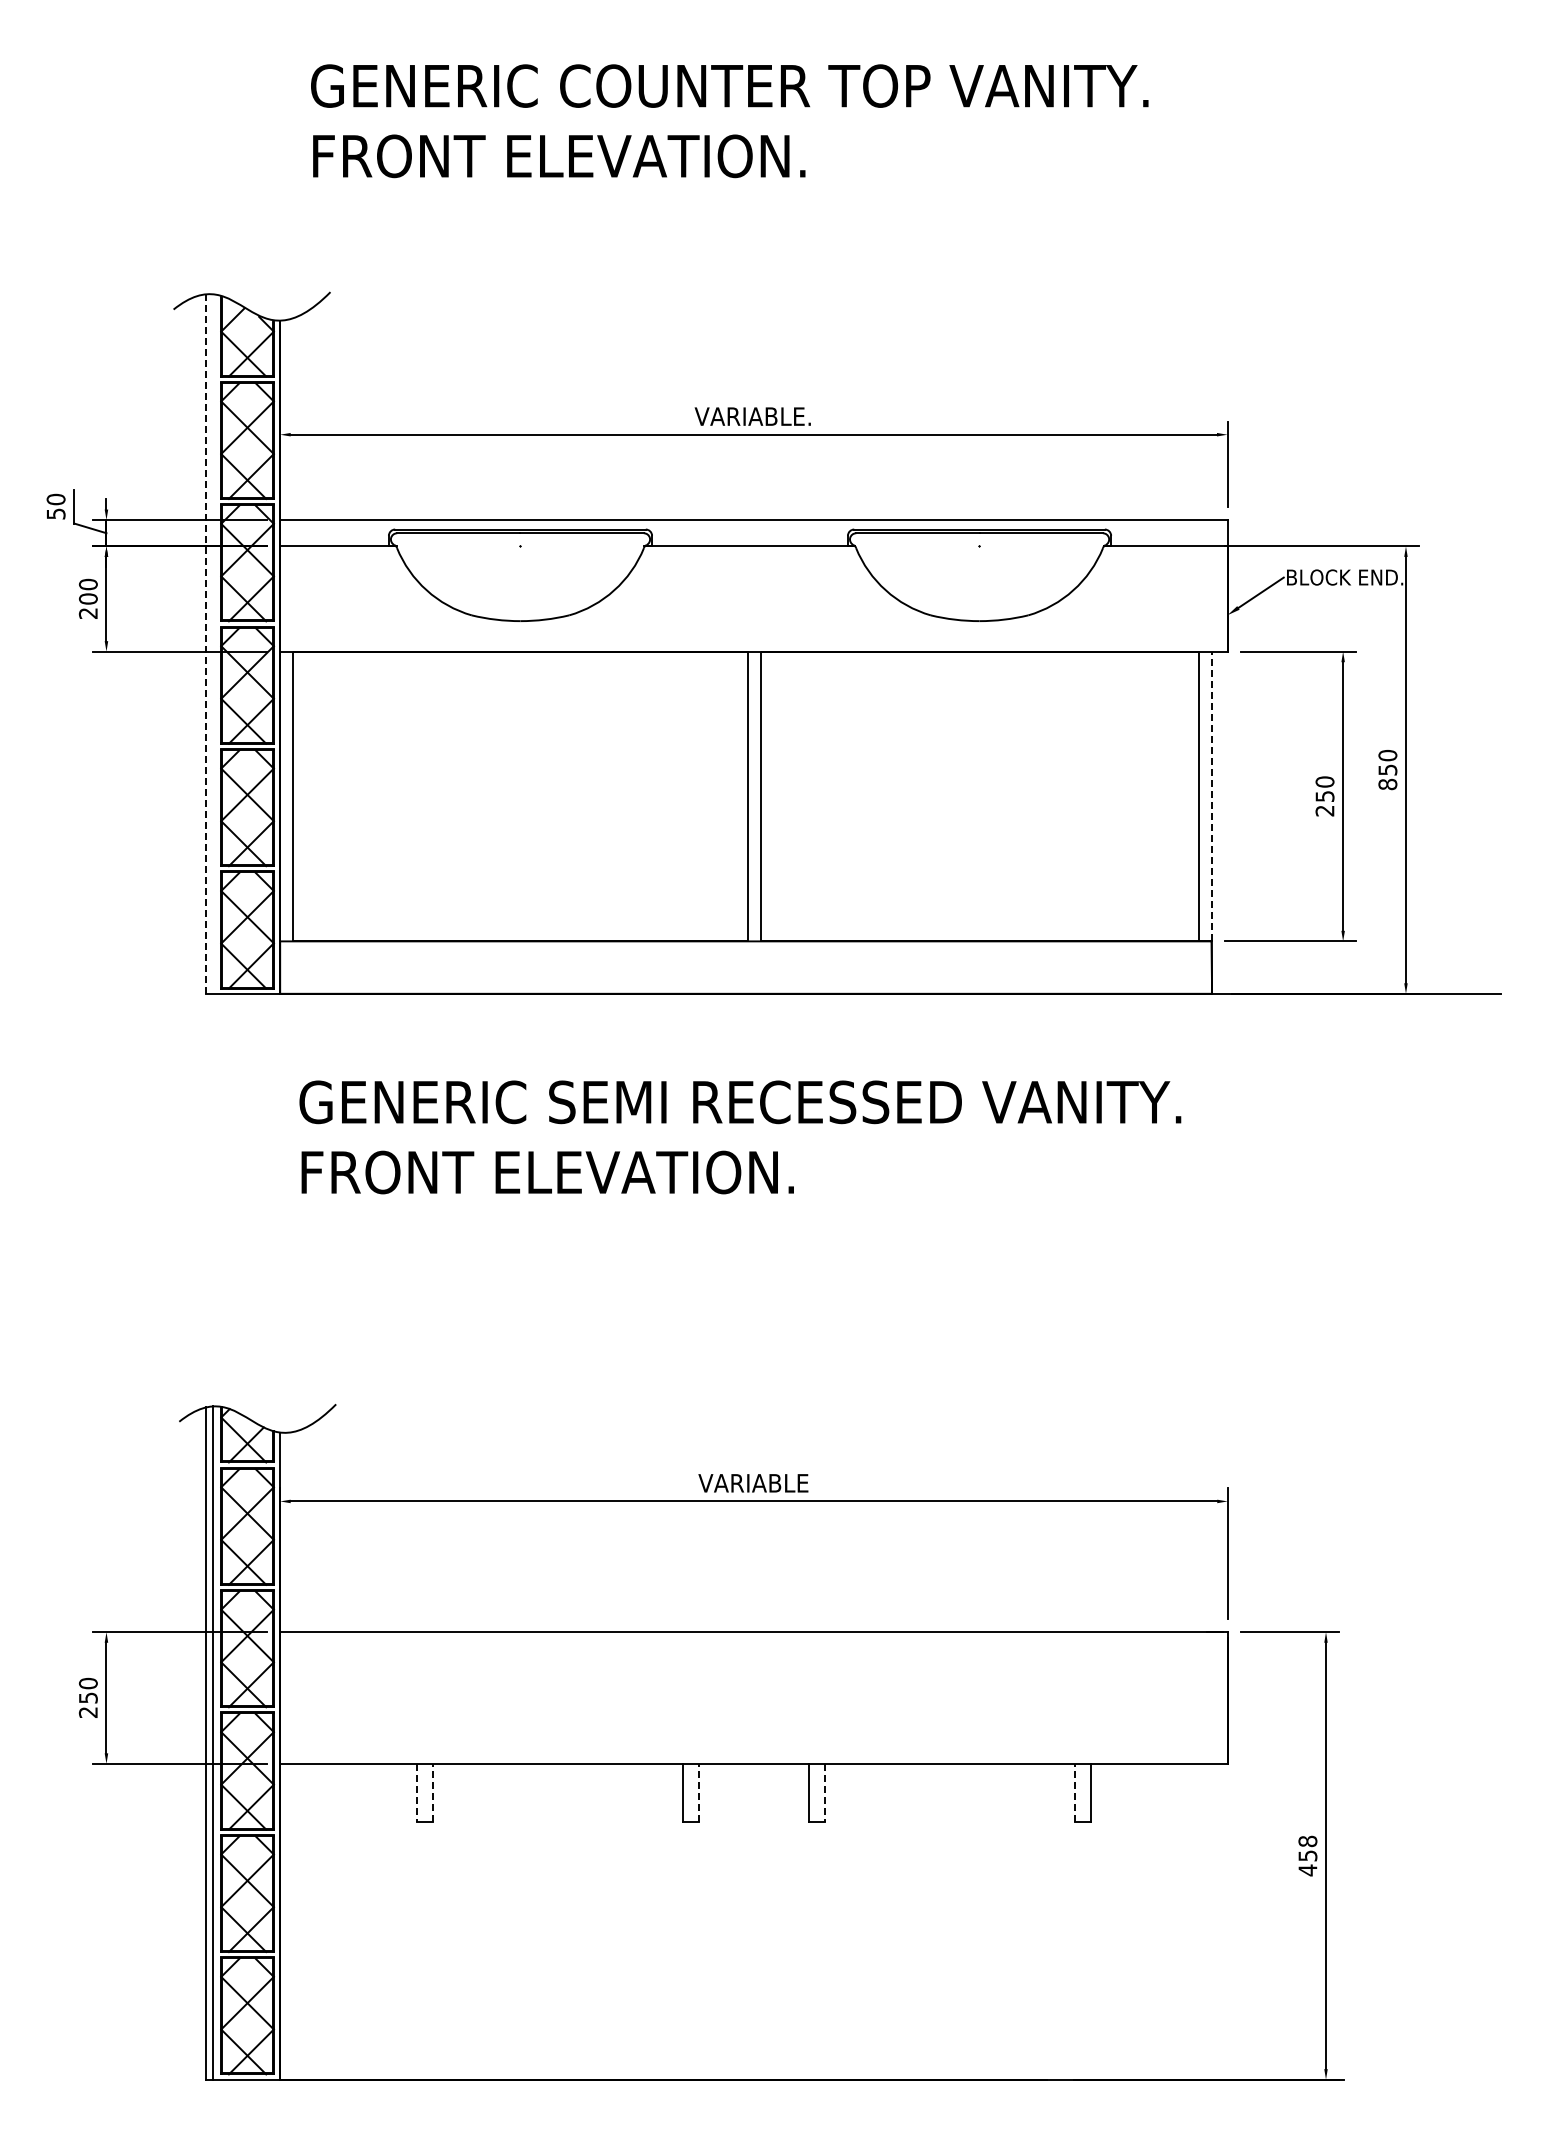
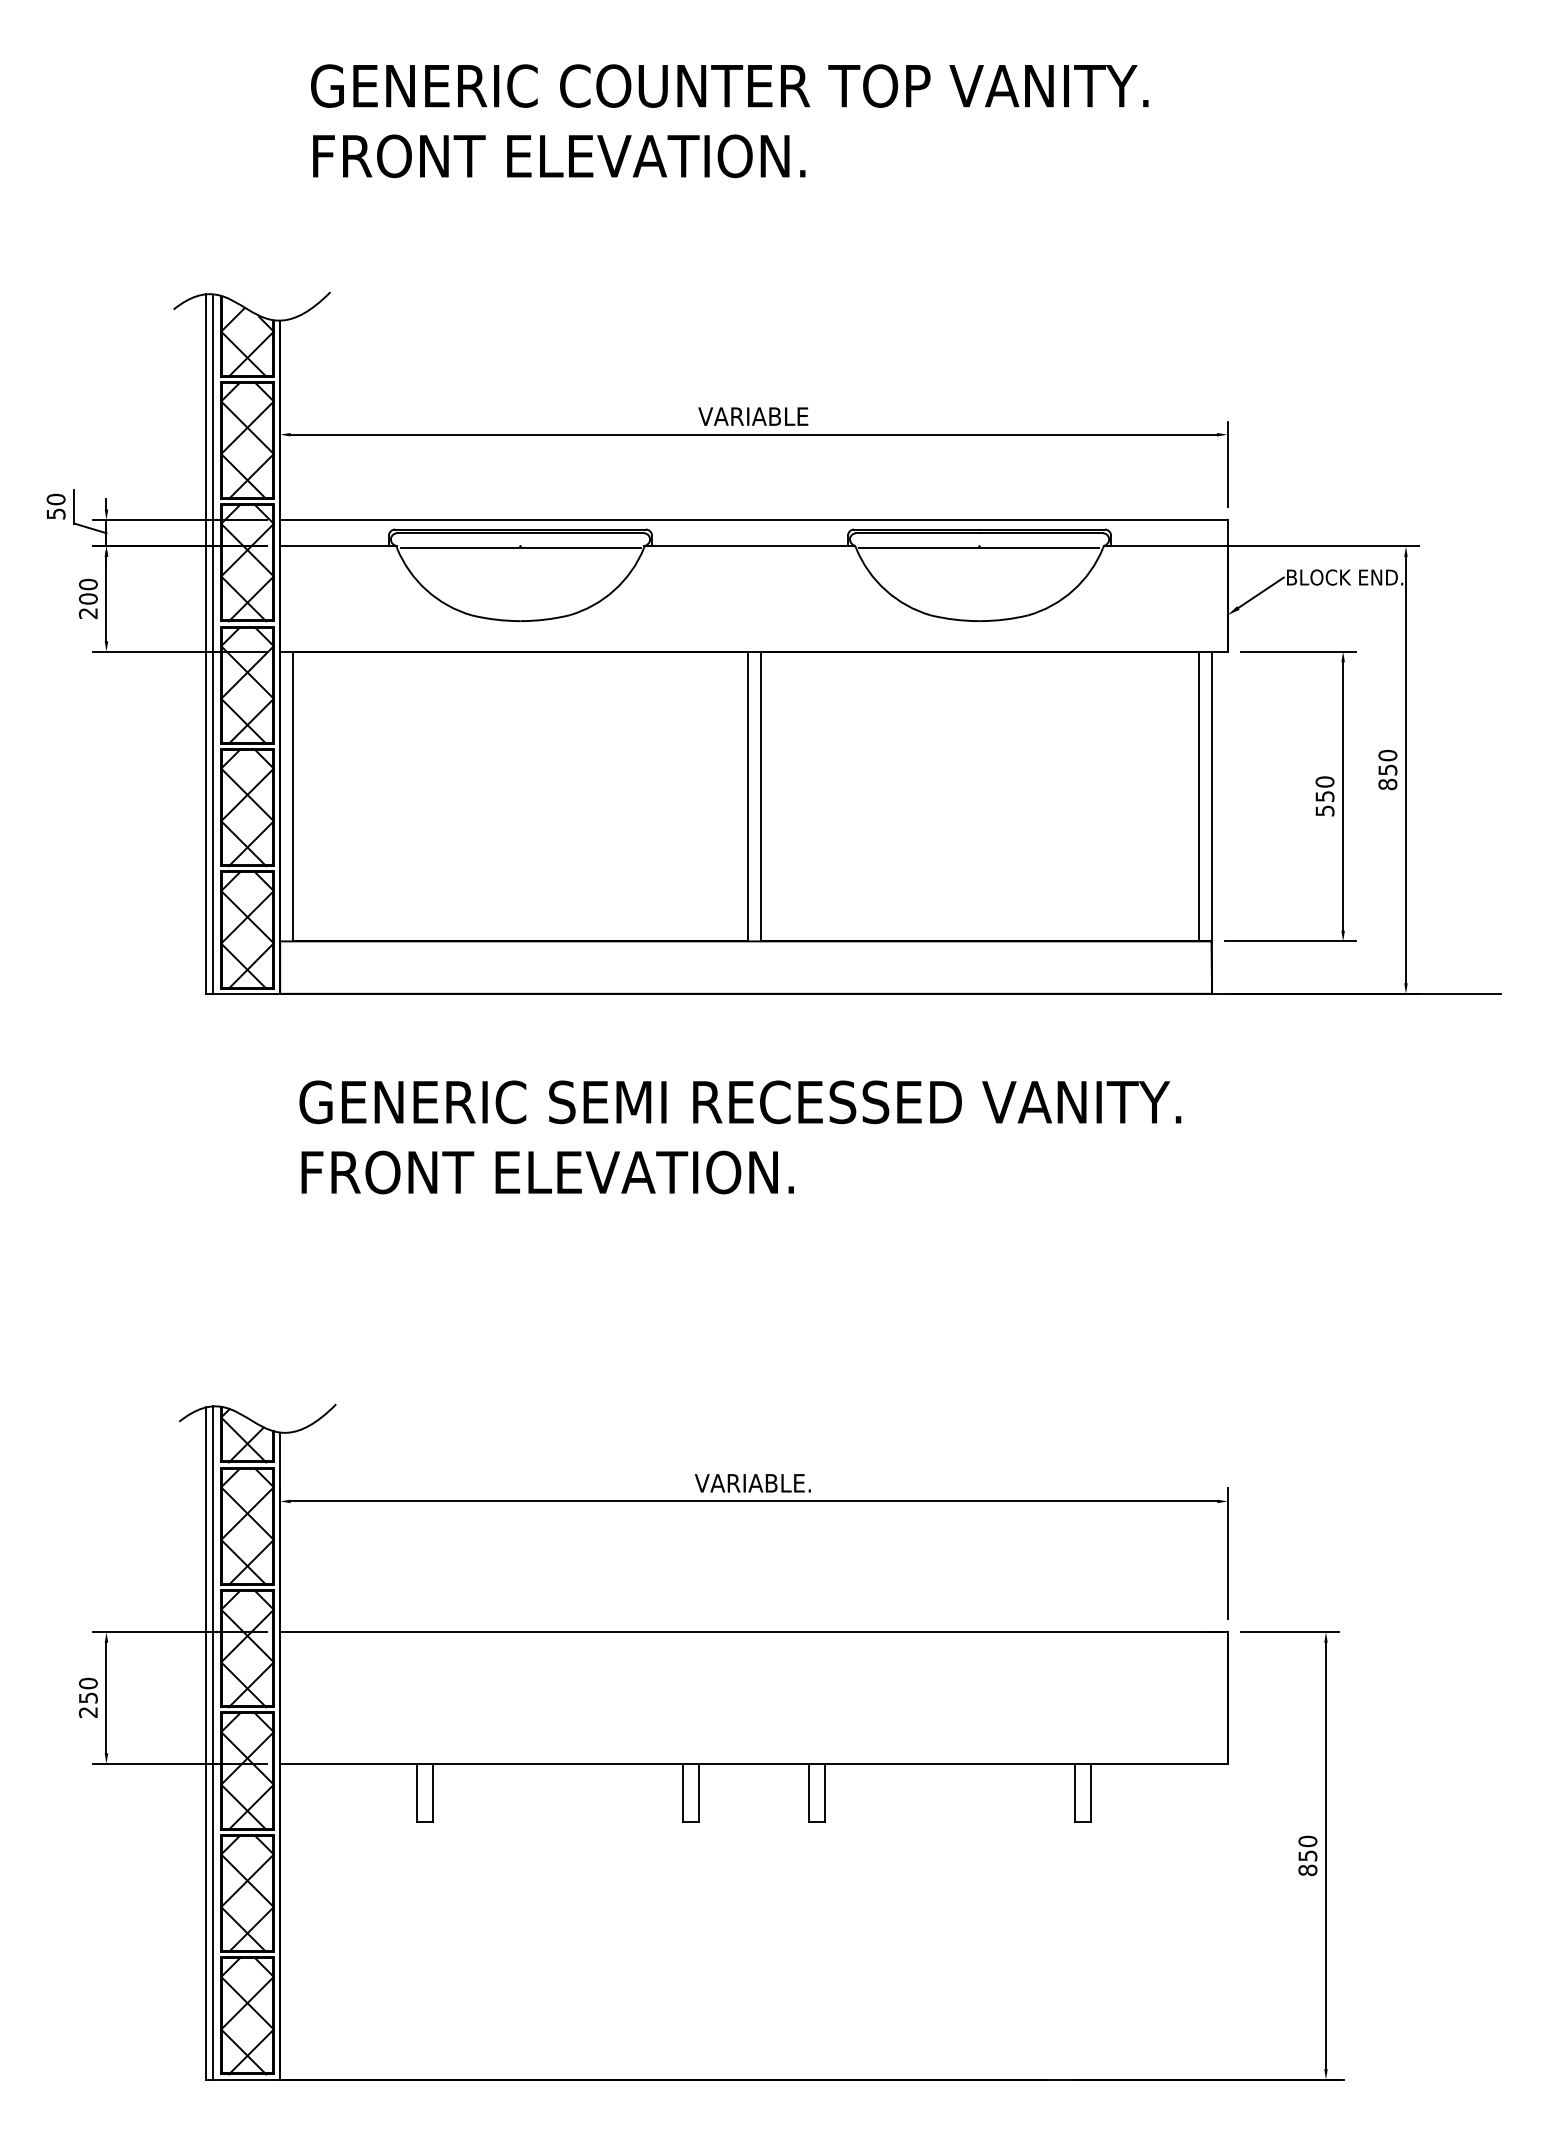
text: VARIABLE. -> VARIABLE (752, 416)
line: none -> present (520, 548)
line: none -> present (978, 548)
line: dashed -> solid (206, 644)
line: none -> present (212, 644)
line: dashed -> solid (1211, 796)
text: 250 -> 550 (1324, 810)
text: VARIABLE -> VARIABLE. (752, 1483)
line: dashed -> solid (417, 1792)
line: dashed -> solid (432, 1792)
line: dashed -> solid (698, 1792)
line: dashed -> solid (825, 1792)
line: dashed -> solid (1075, 1792)
text: 458 -> 850 (1307, 1855)
